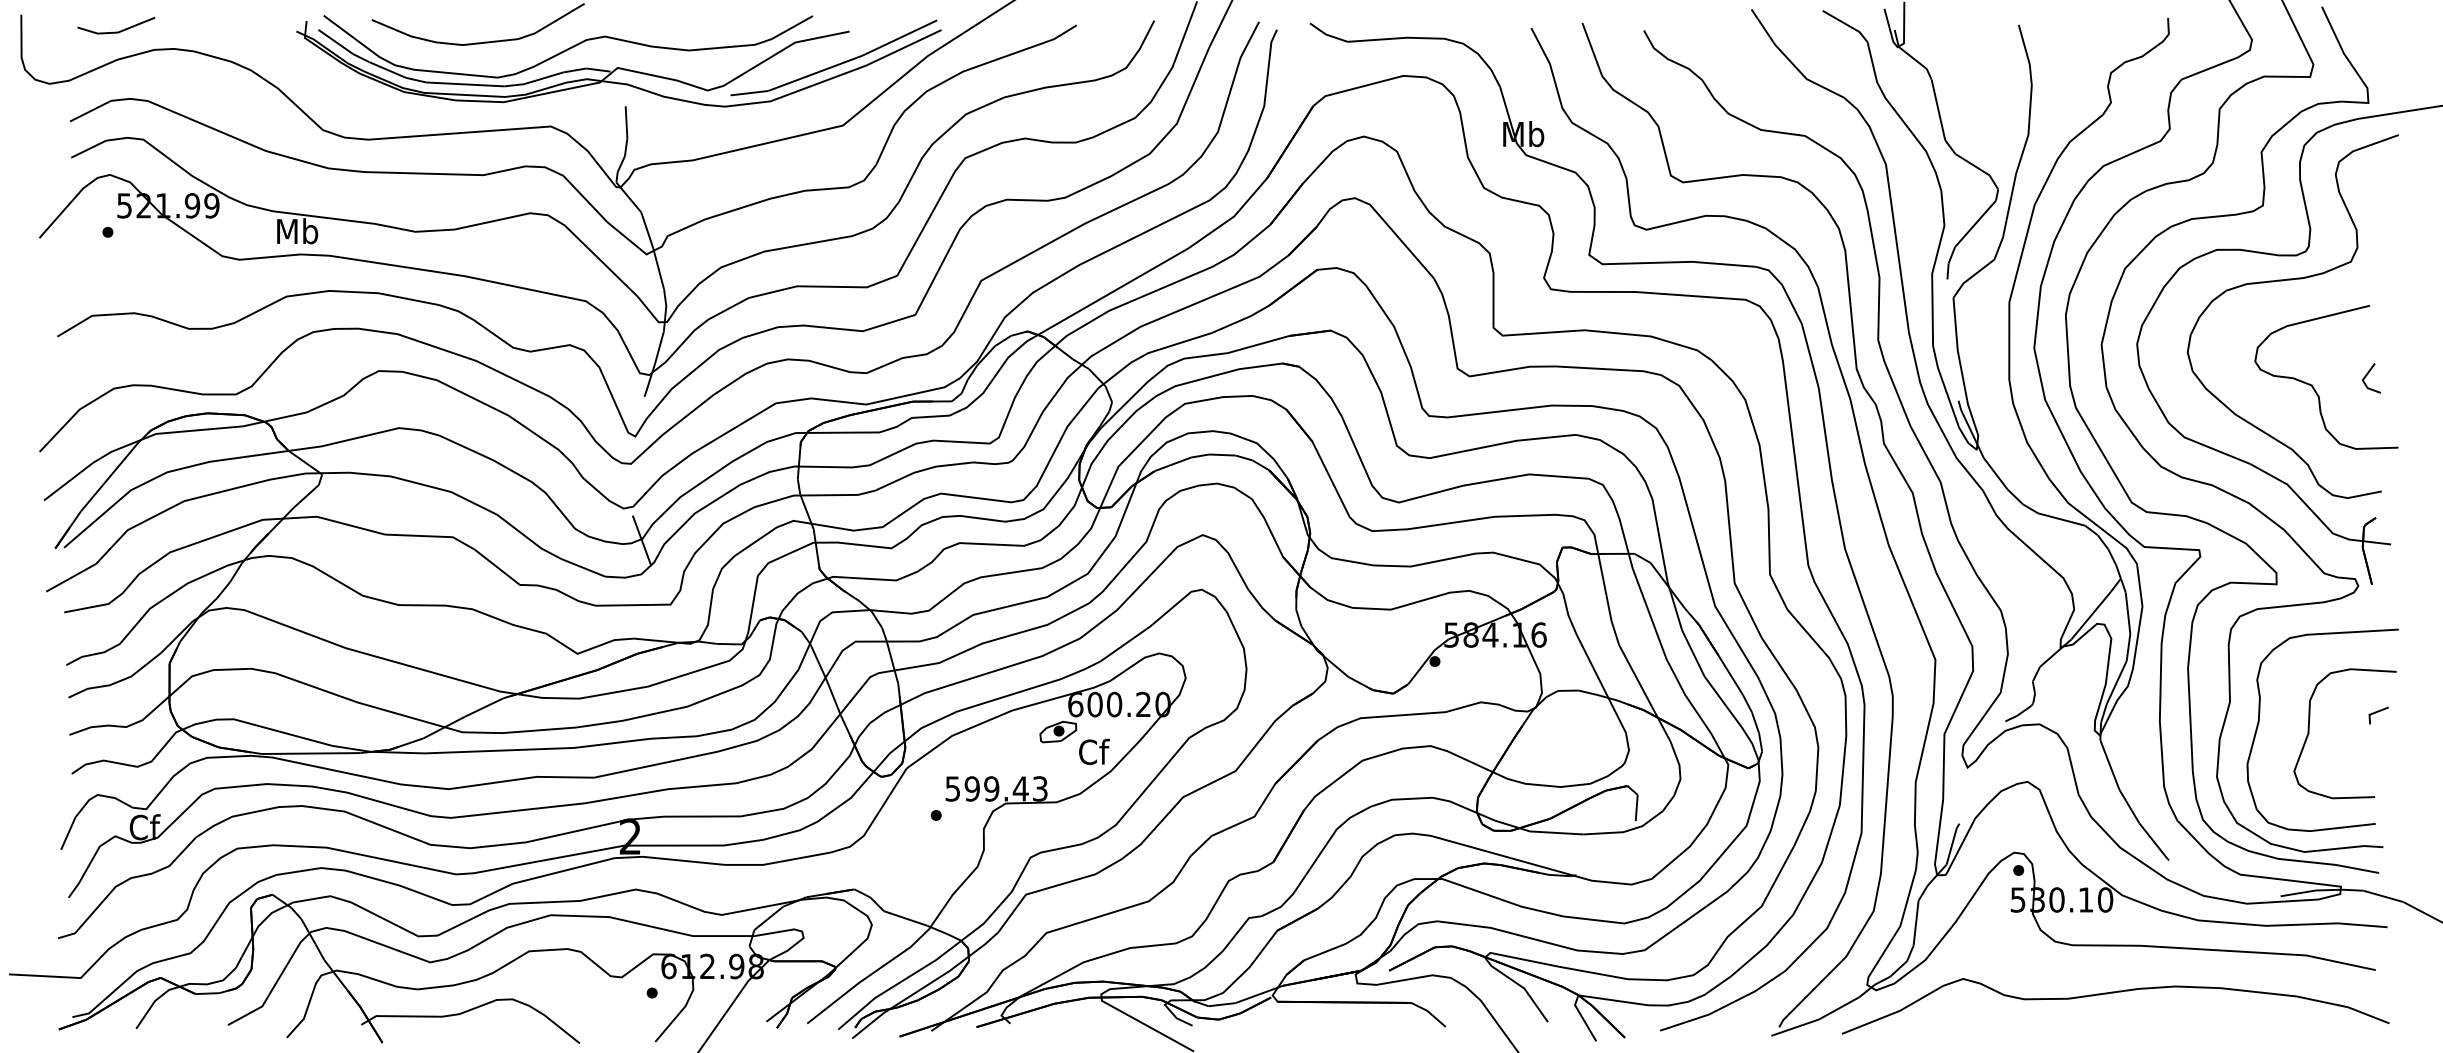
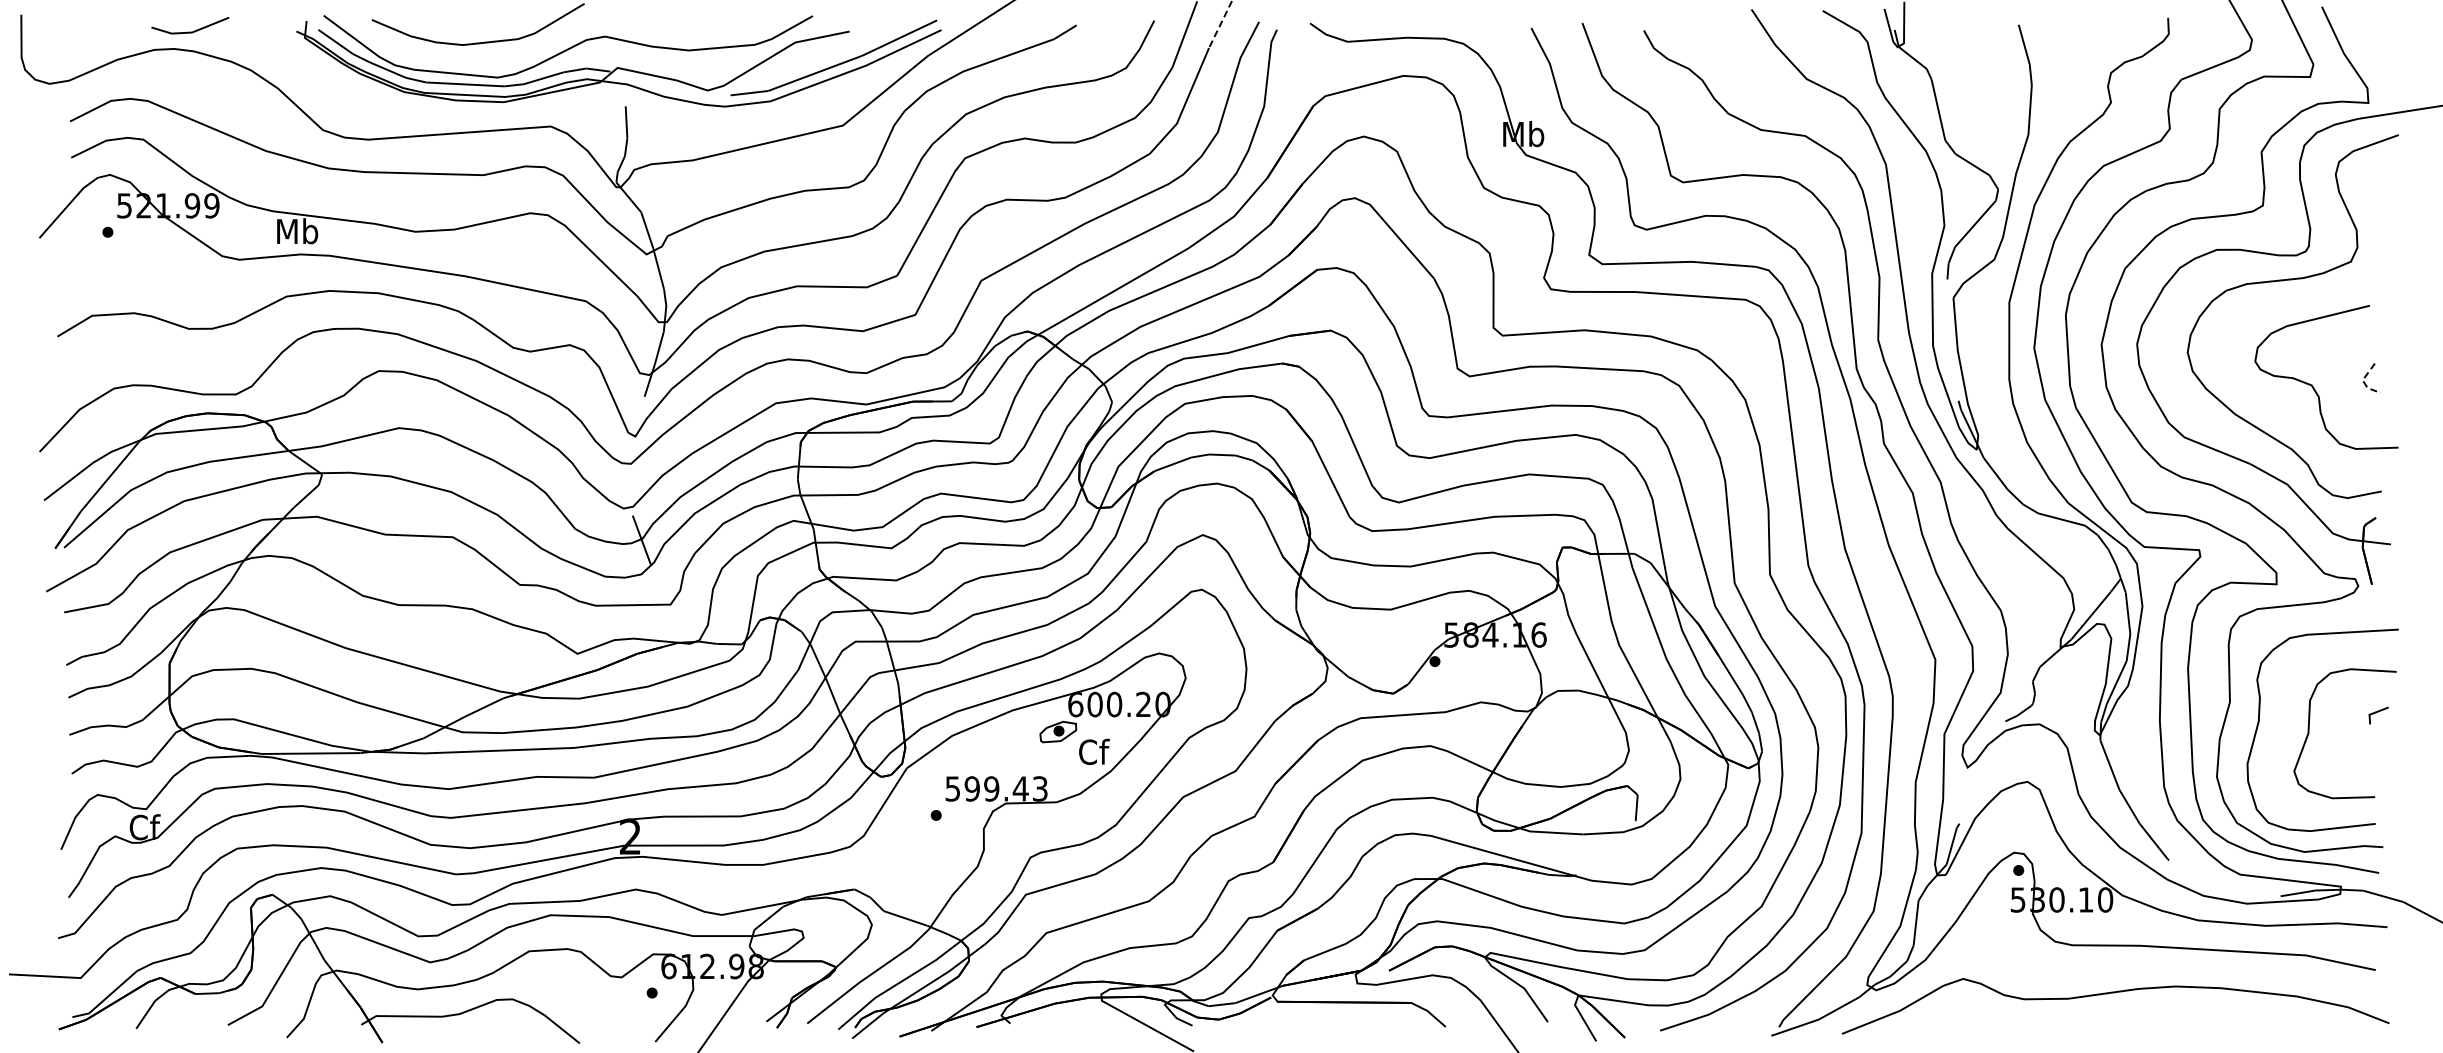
line: solid -> dashed (1220, 24)
line position: (116, 31) -> (190, 31) (190, 31)
line: solid -> dashed (2363, 381)
